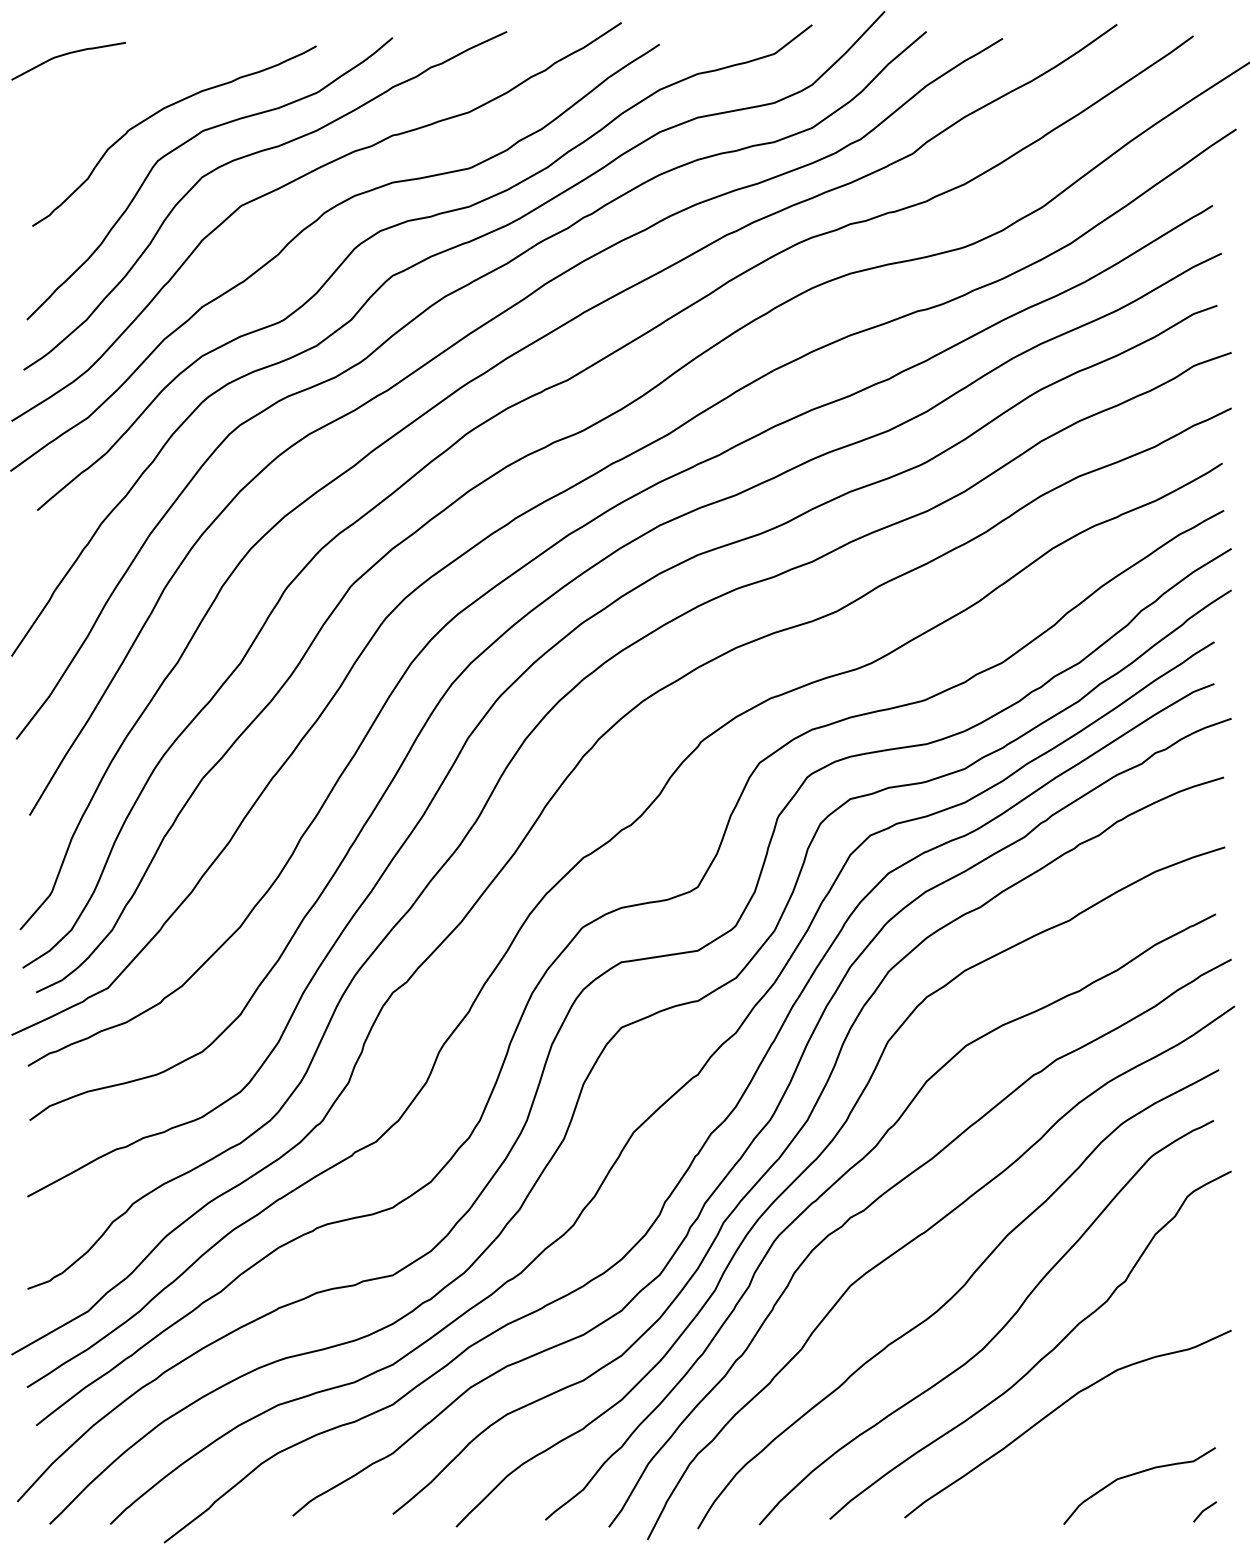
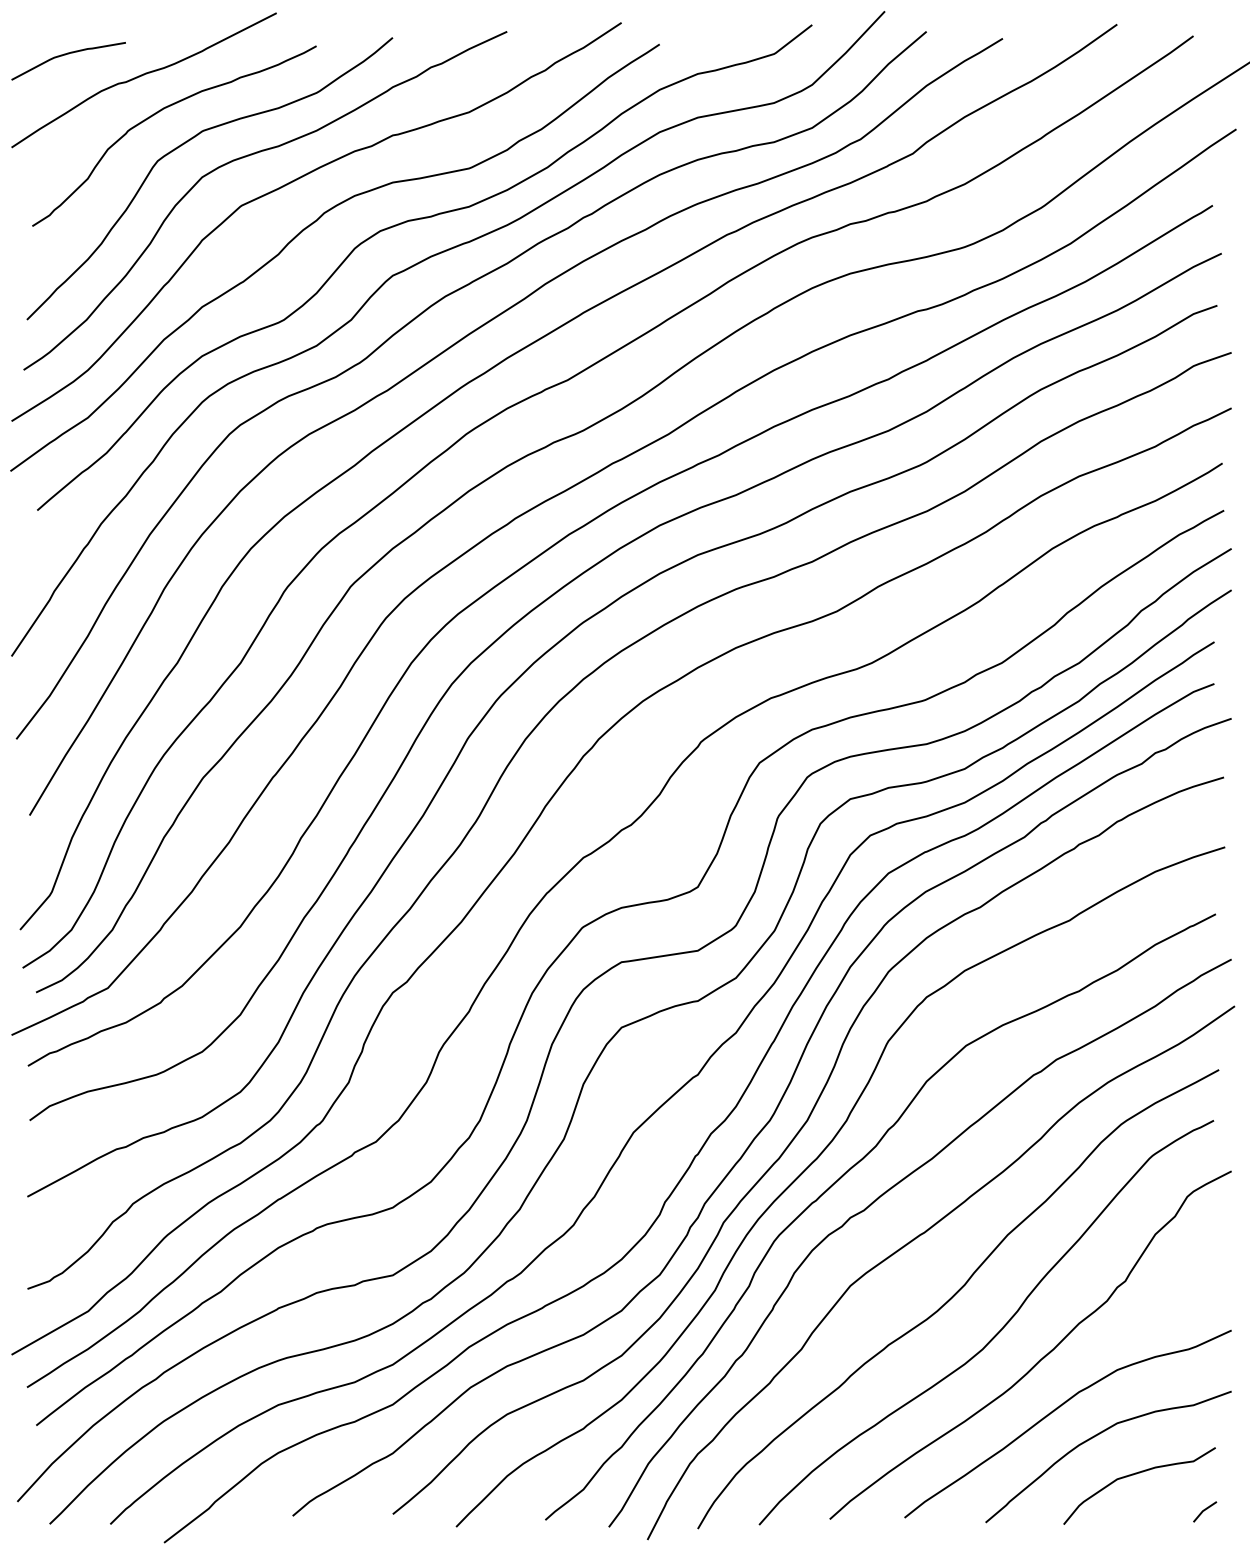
curve: none -> present (142, 76)
curve: none -> present (1098, 1435)
